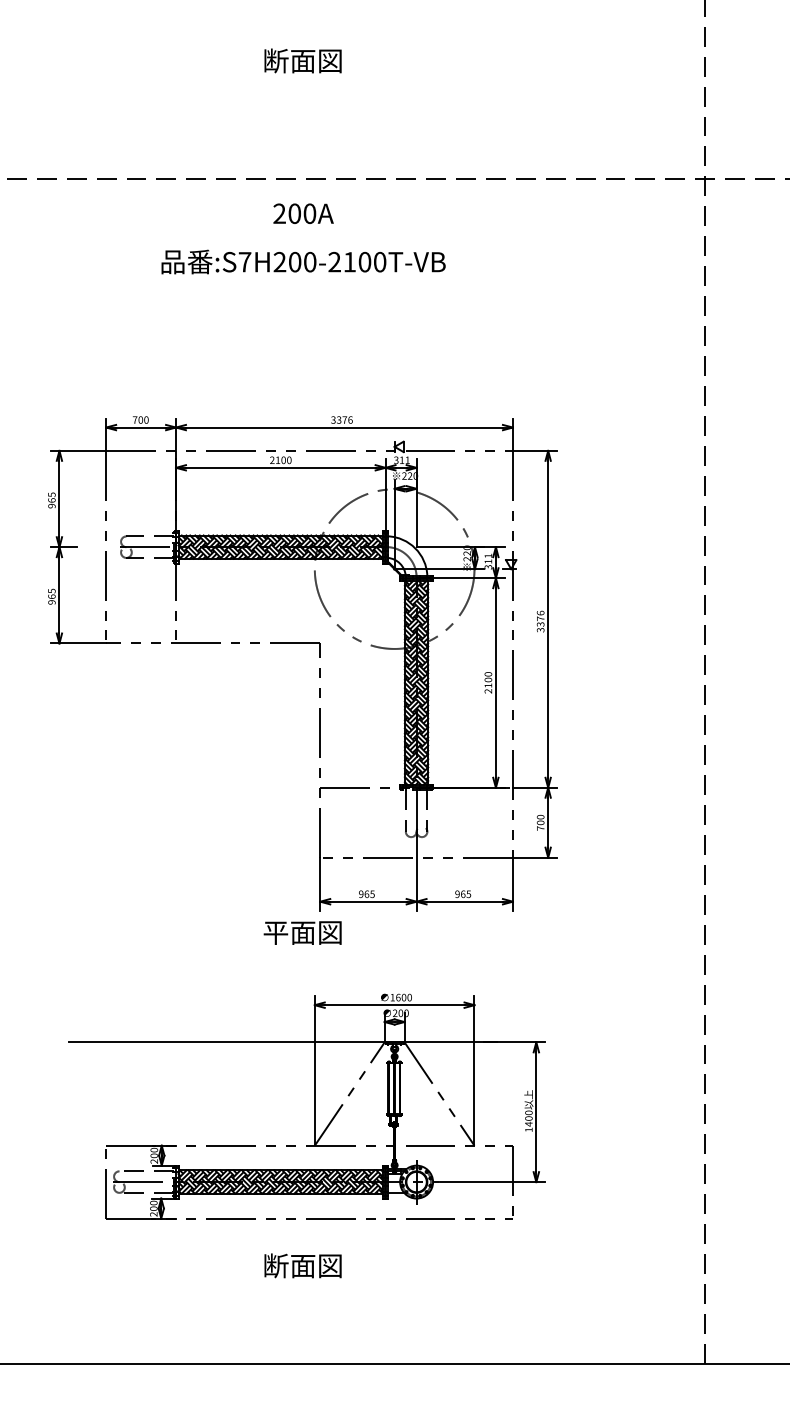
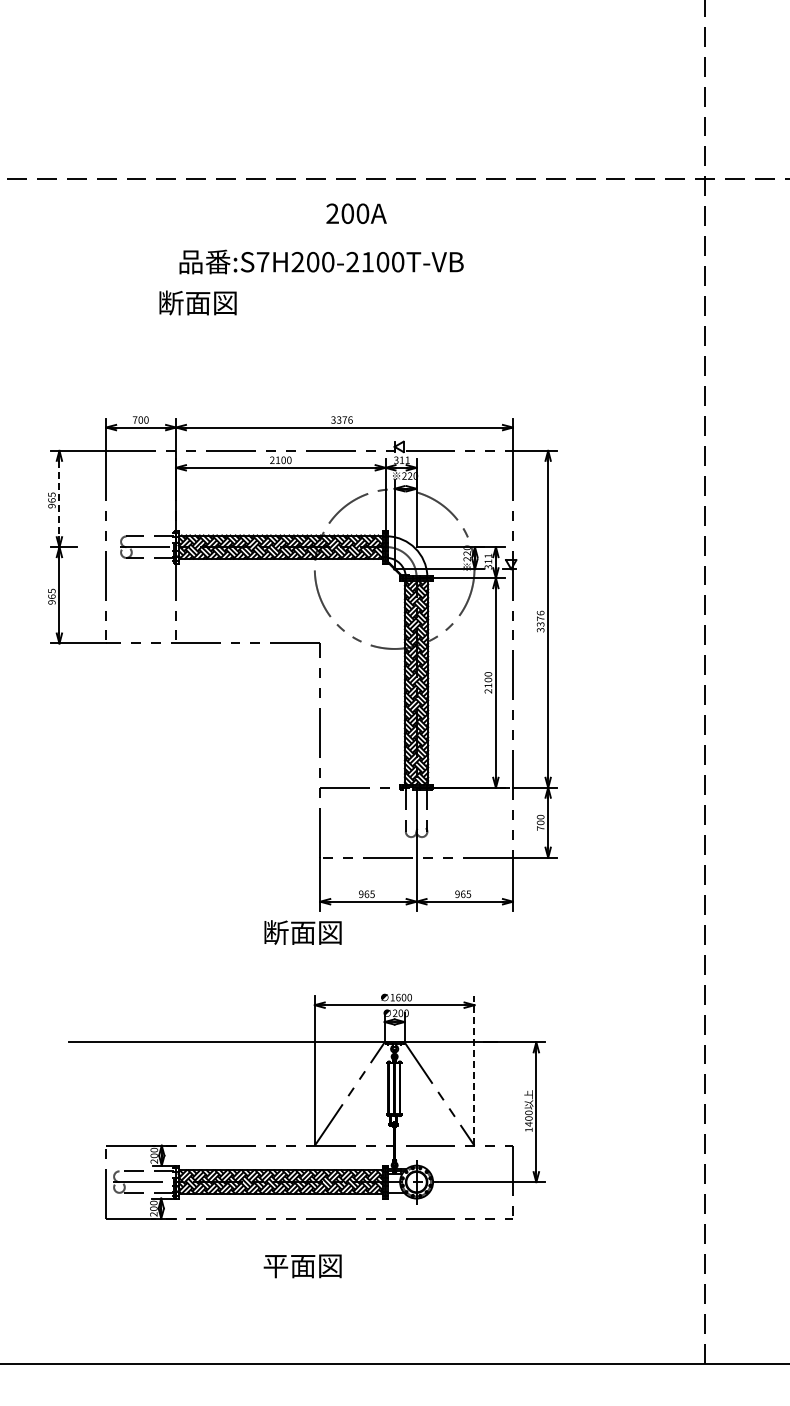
text position: (302, 60) -> (197, 302) (197, 302)
text position: (303, 213) -> (356, 213) (356, 213)
text position: (303, 261) -> (321, 261) (321, 261)
line: solid -> dashed (59, 499)
text: 平面図 -> 断面図 (275, 932)
line: solid -> dashed (474, 1070)
text: 断面図 -> 平面図 (275, 1265)
